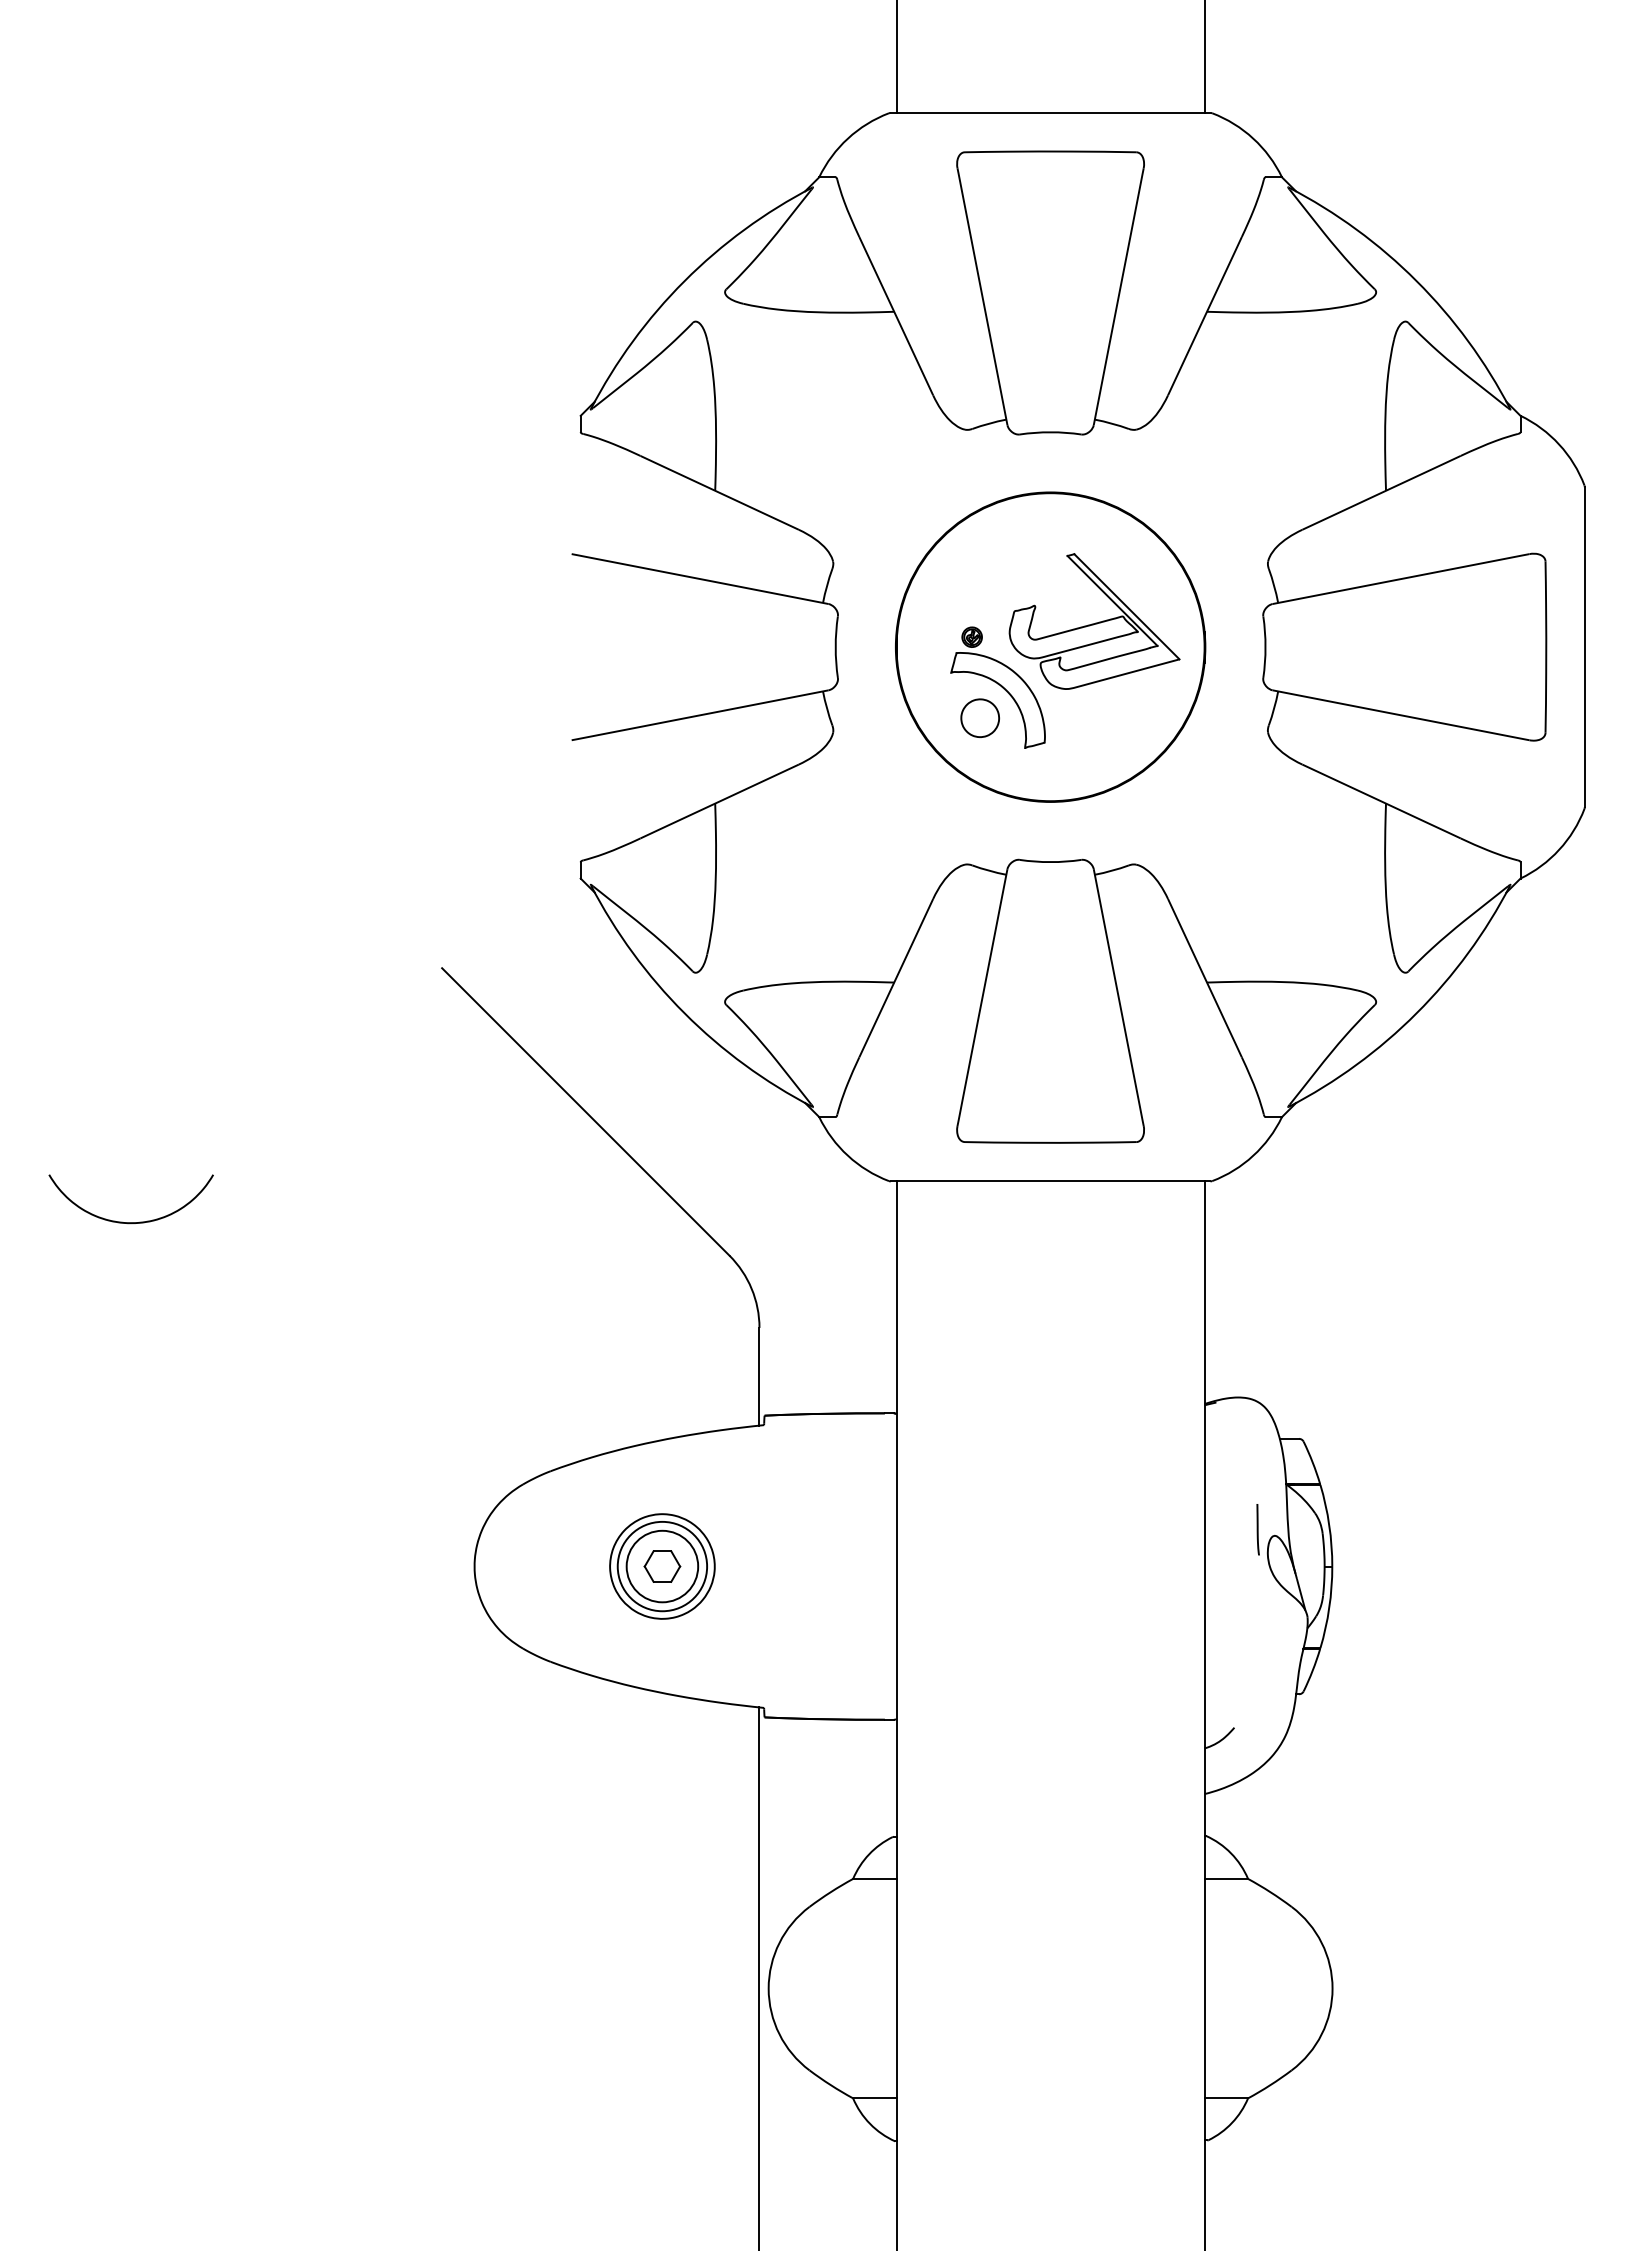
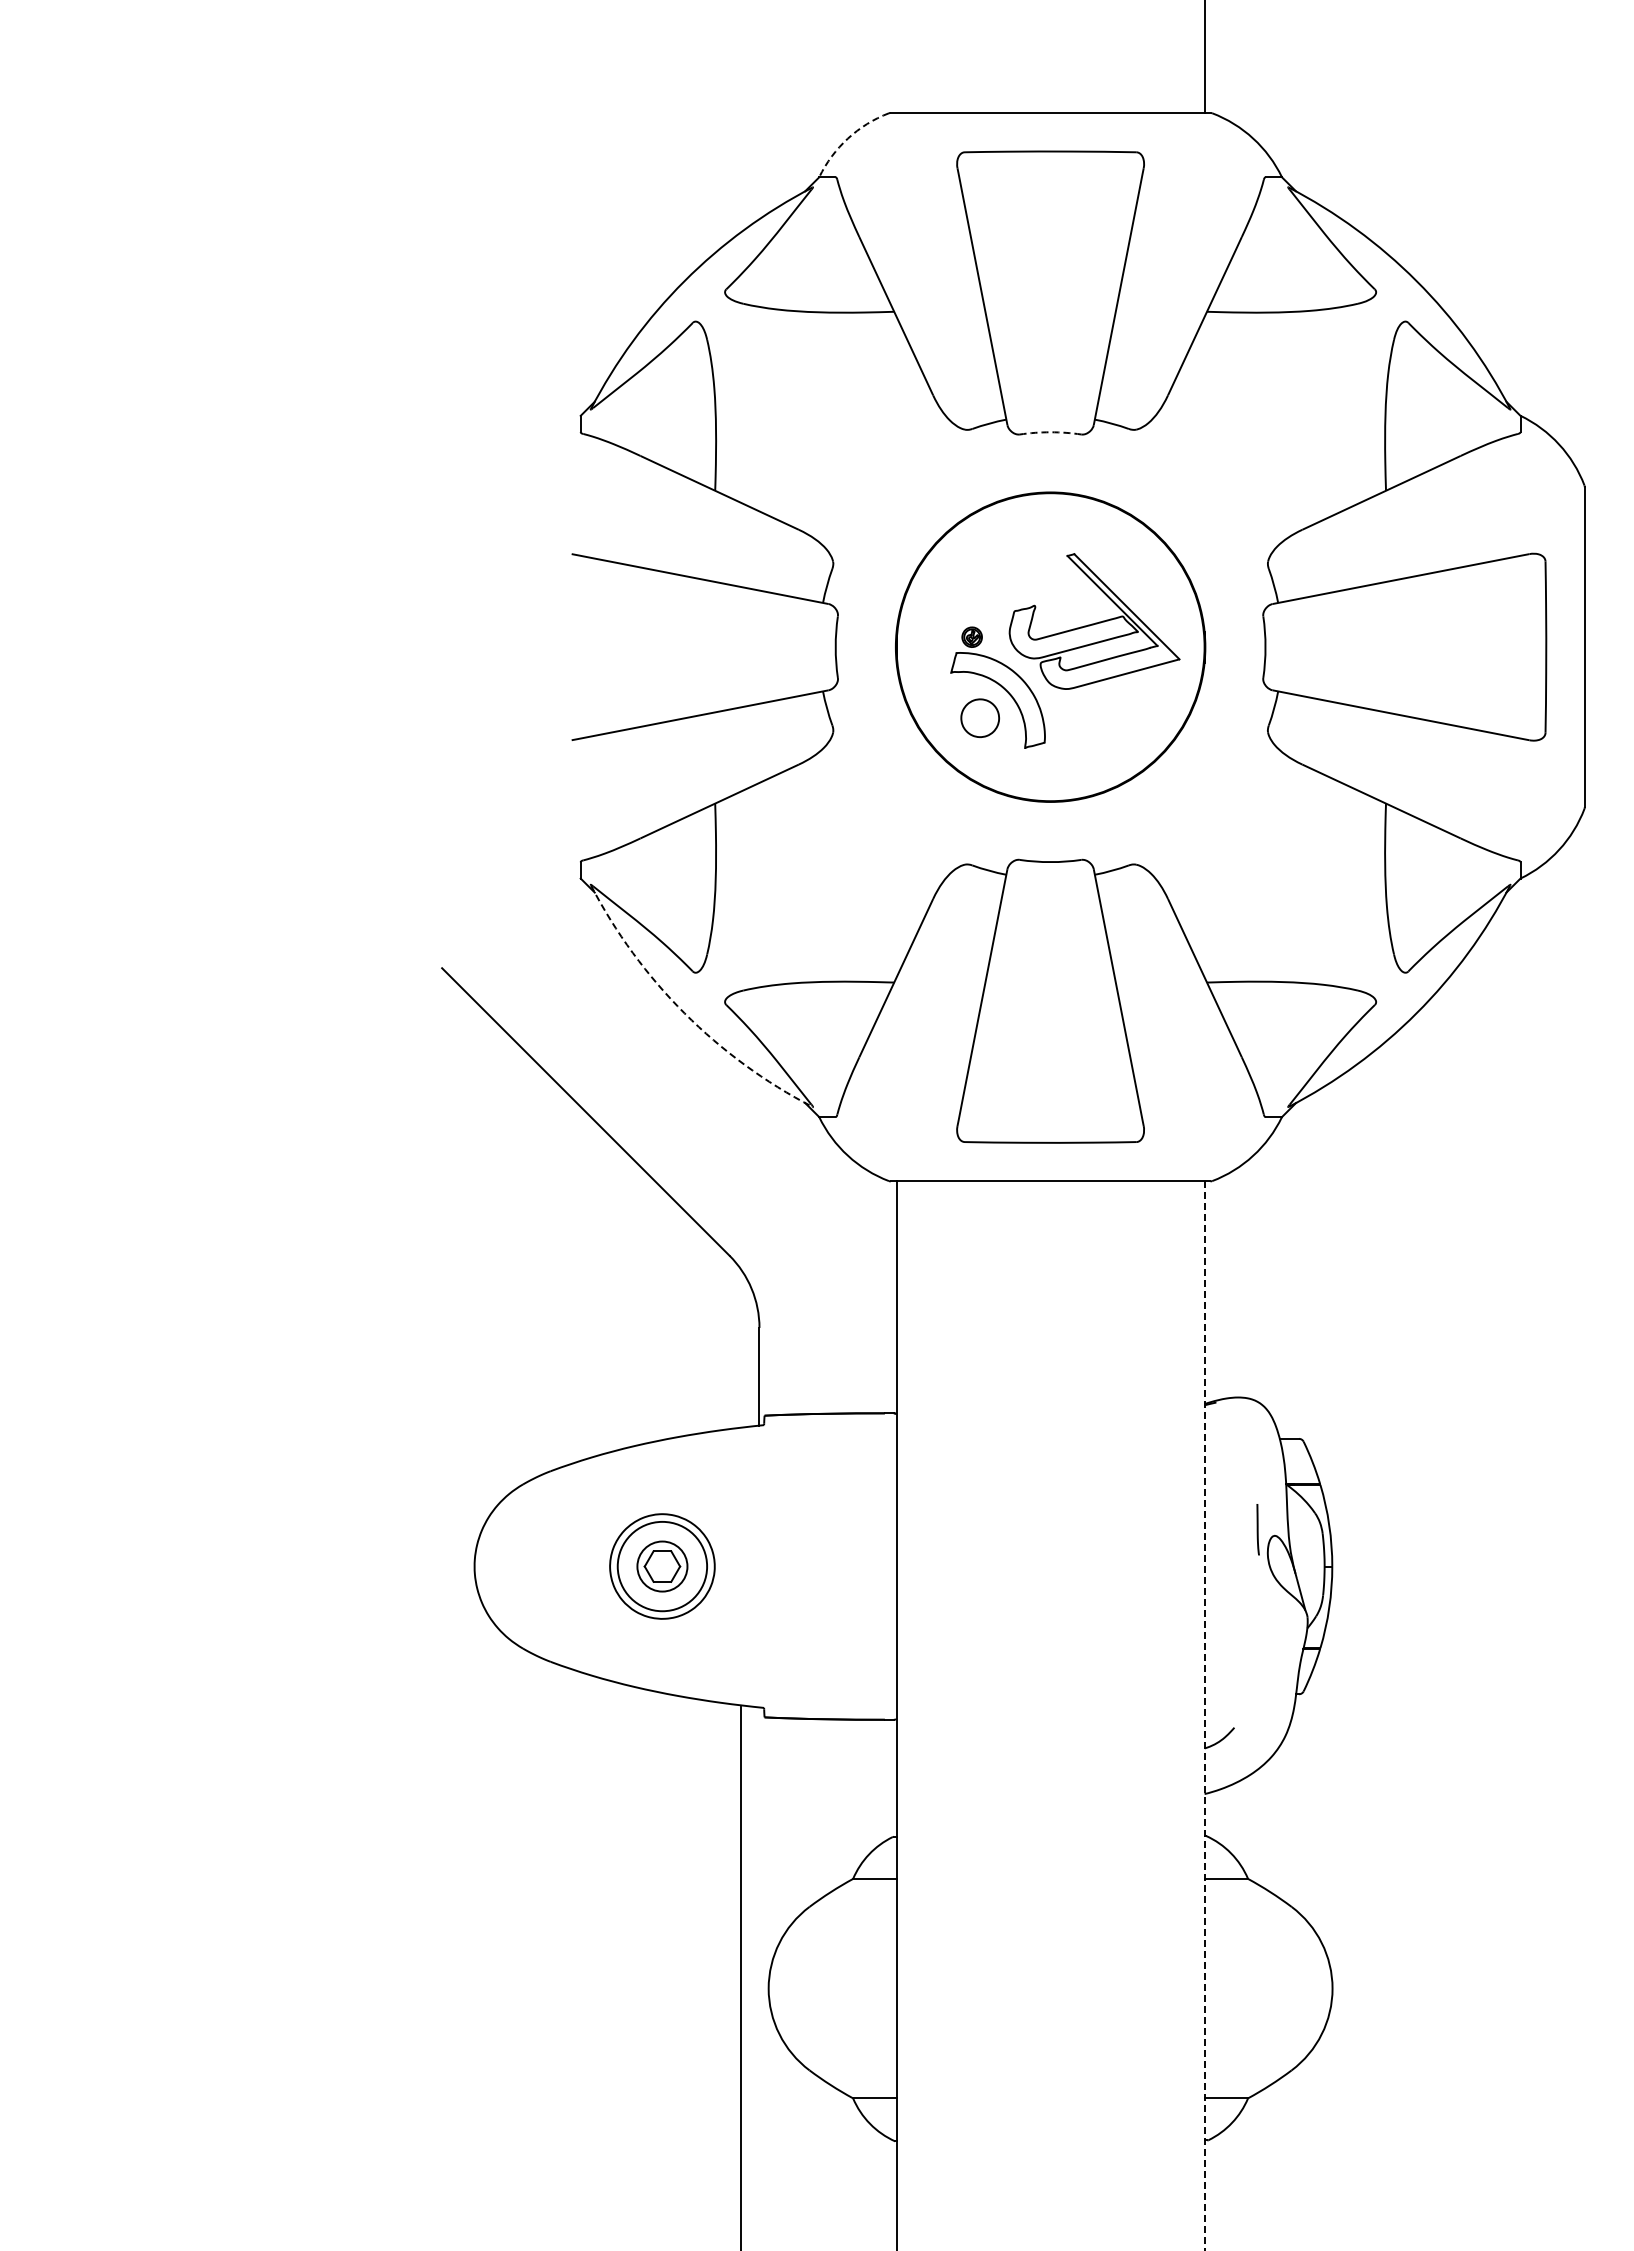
line: present -> none (896, 57)
arc: solid -> dashed (847, 138)
arc: solid -> dashed (1050, 432)
arc: solid -> dashed (684, 1013)
curve: present -> none (130, 1222)
circle diameter: 72 px -> 50 px (662, 1566)
line: solid -> dashed (1204, 1716)
line position: (759, 1977) -> (741, 1977) (741, 1977)
